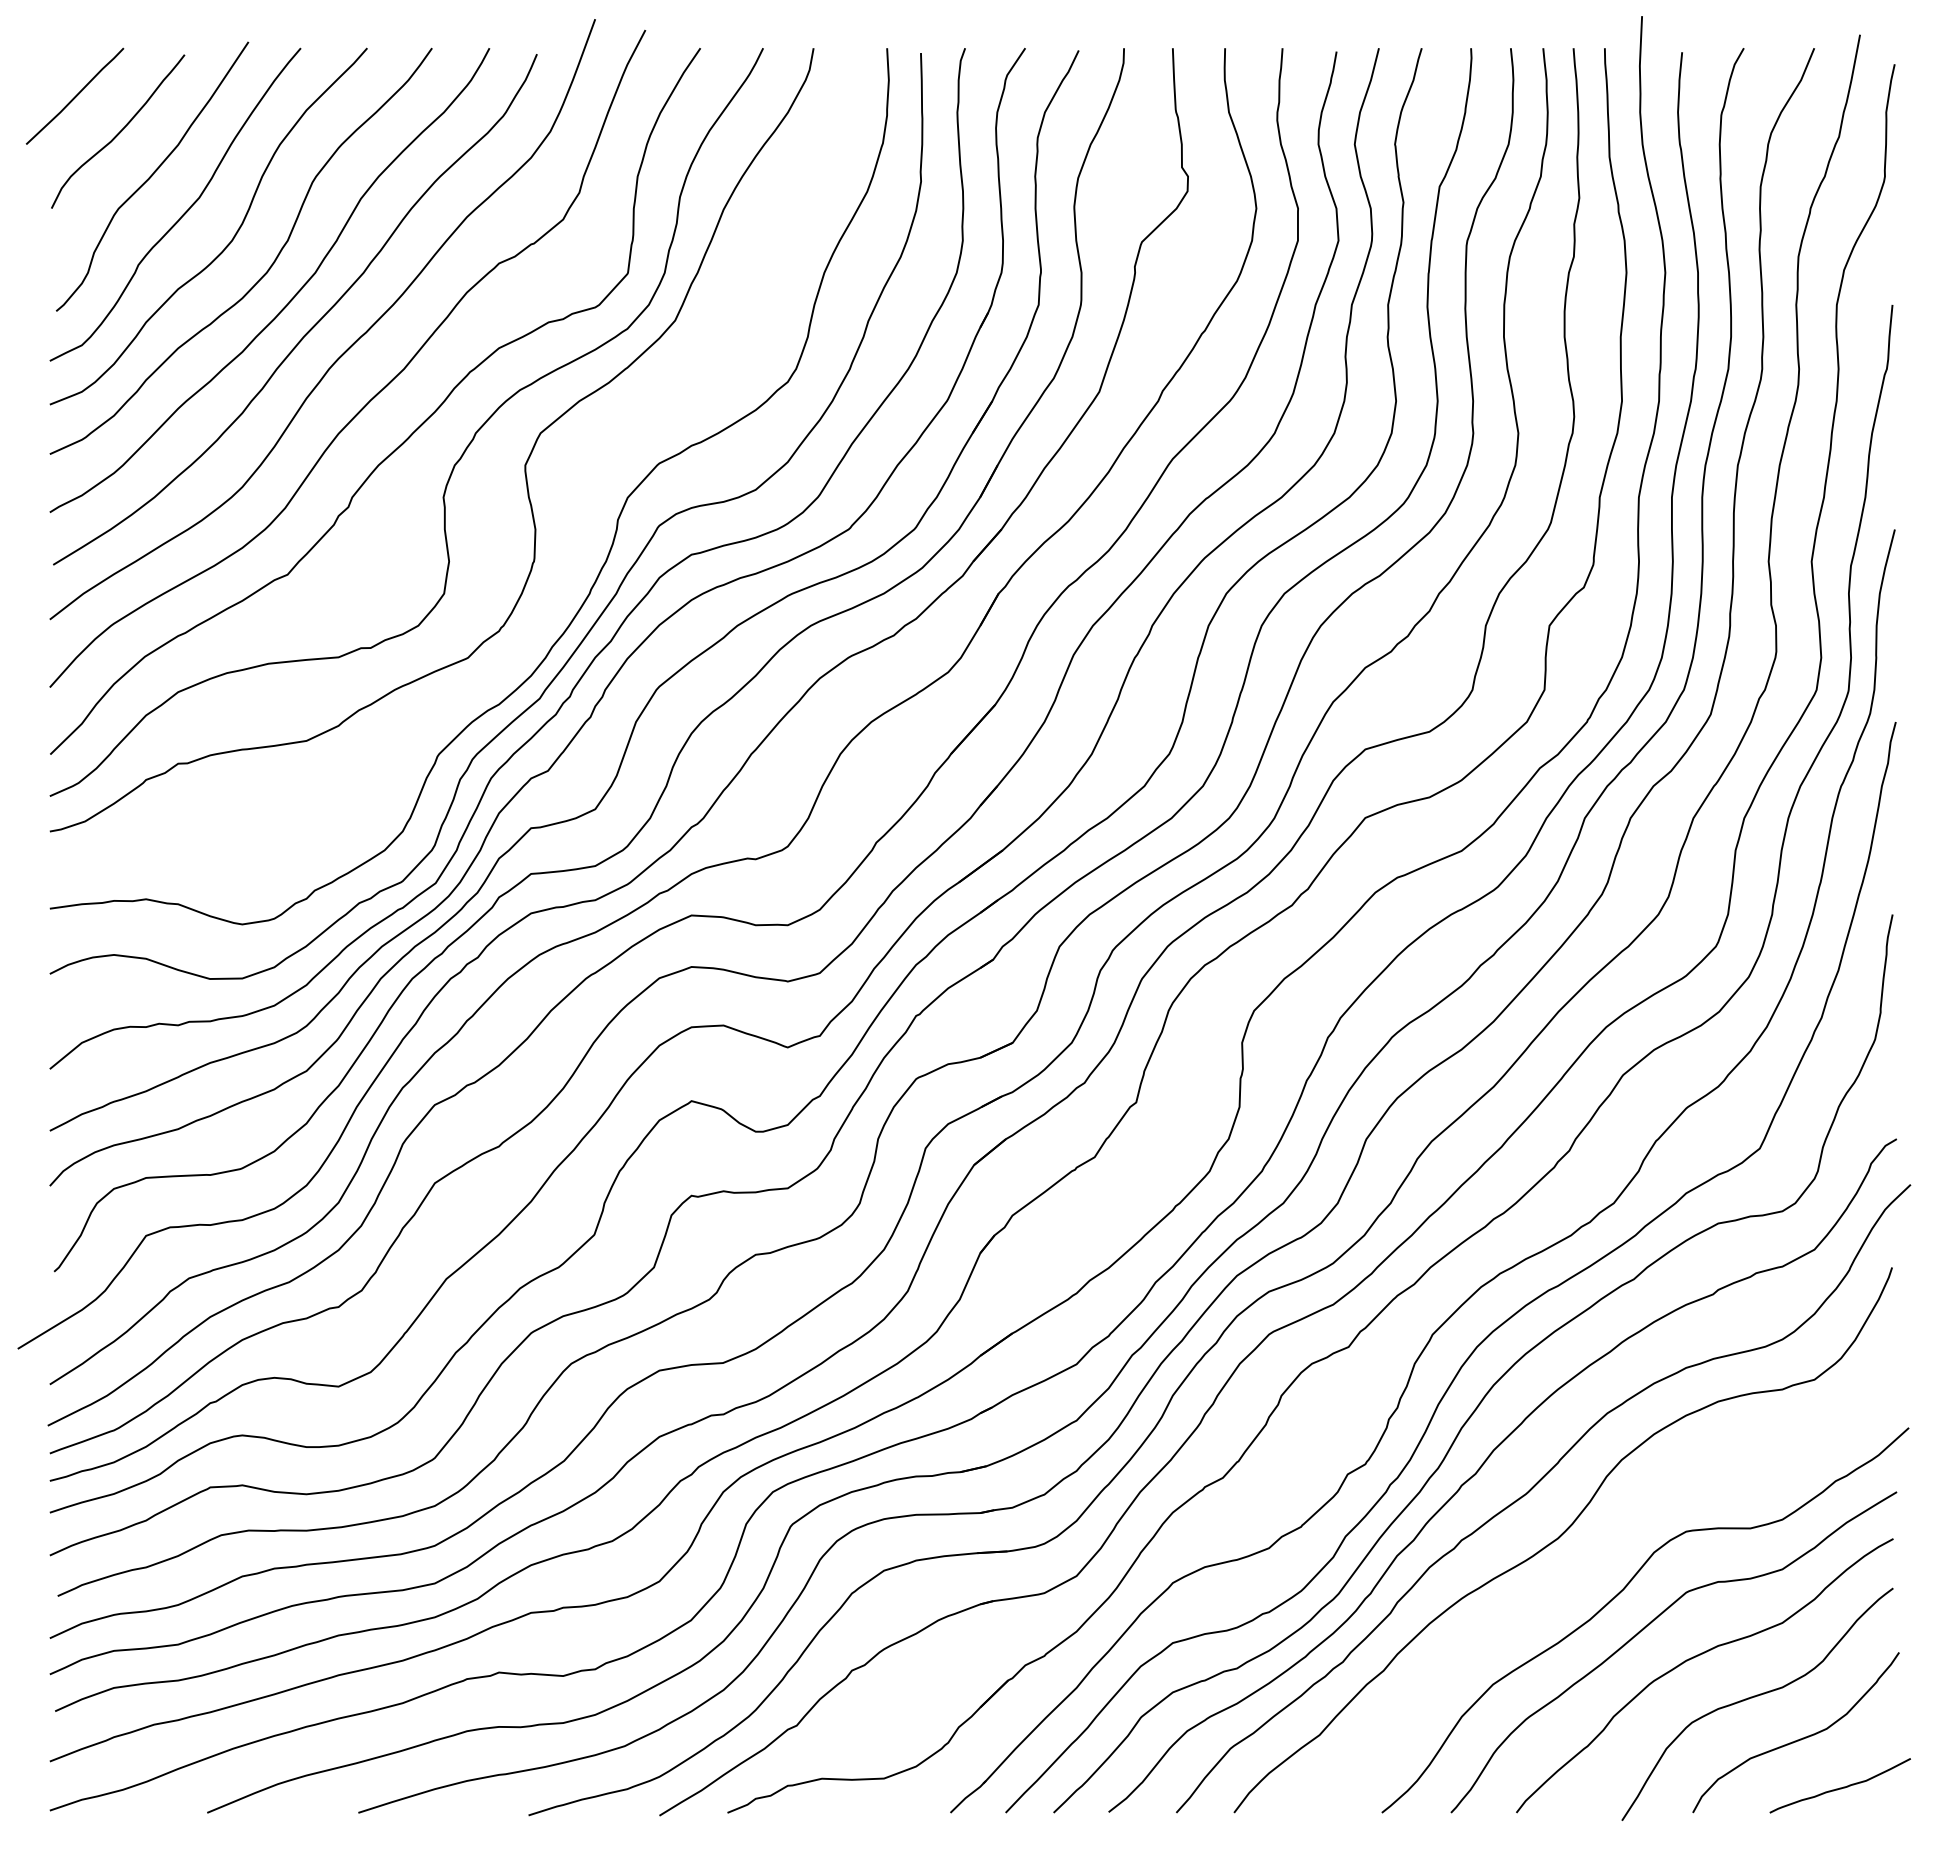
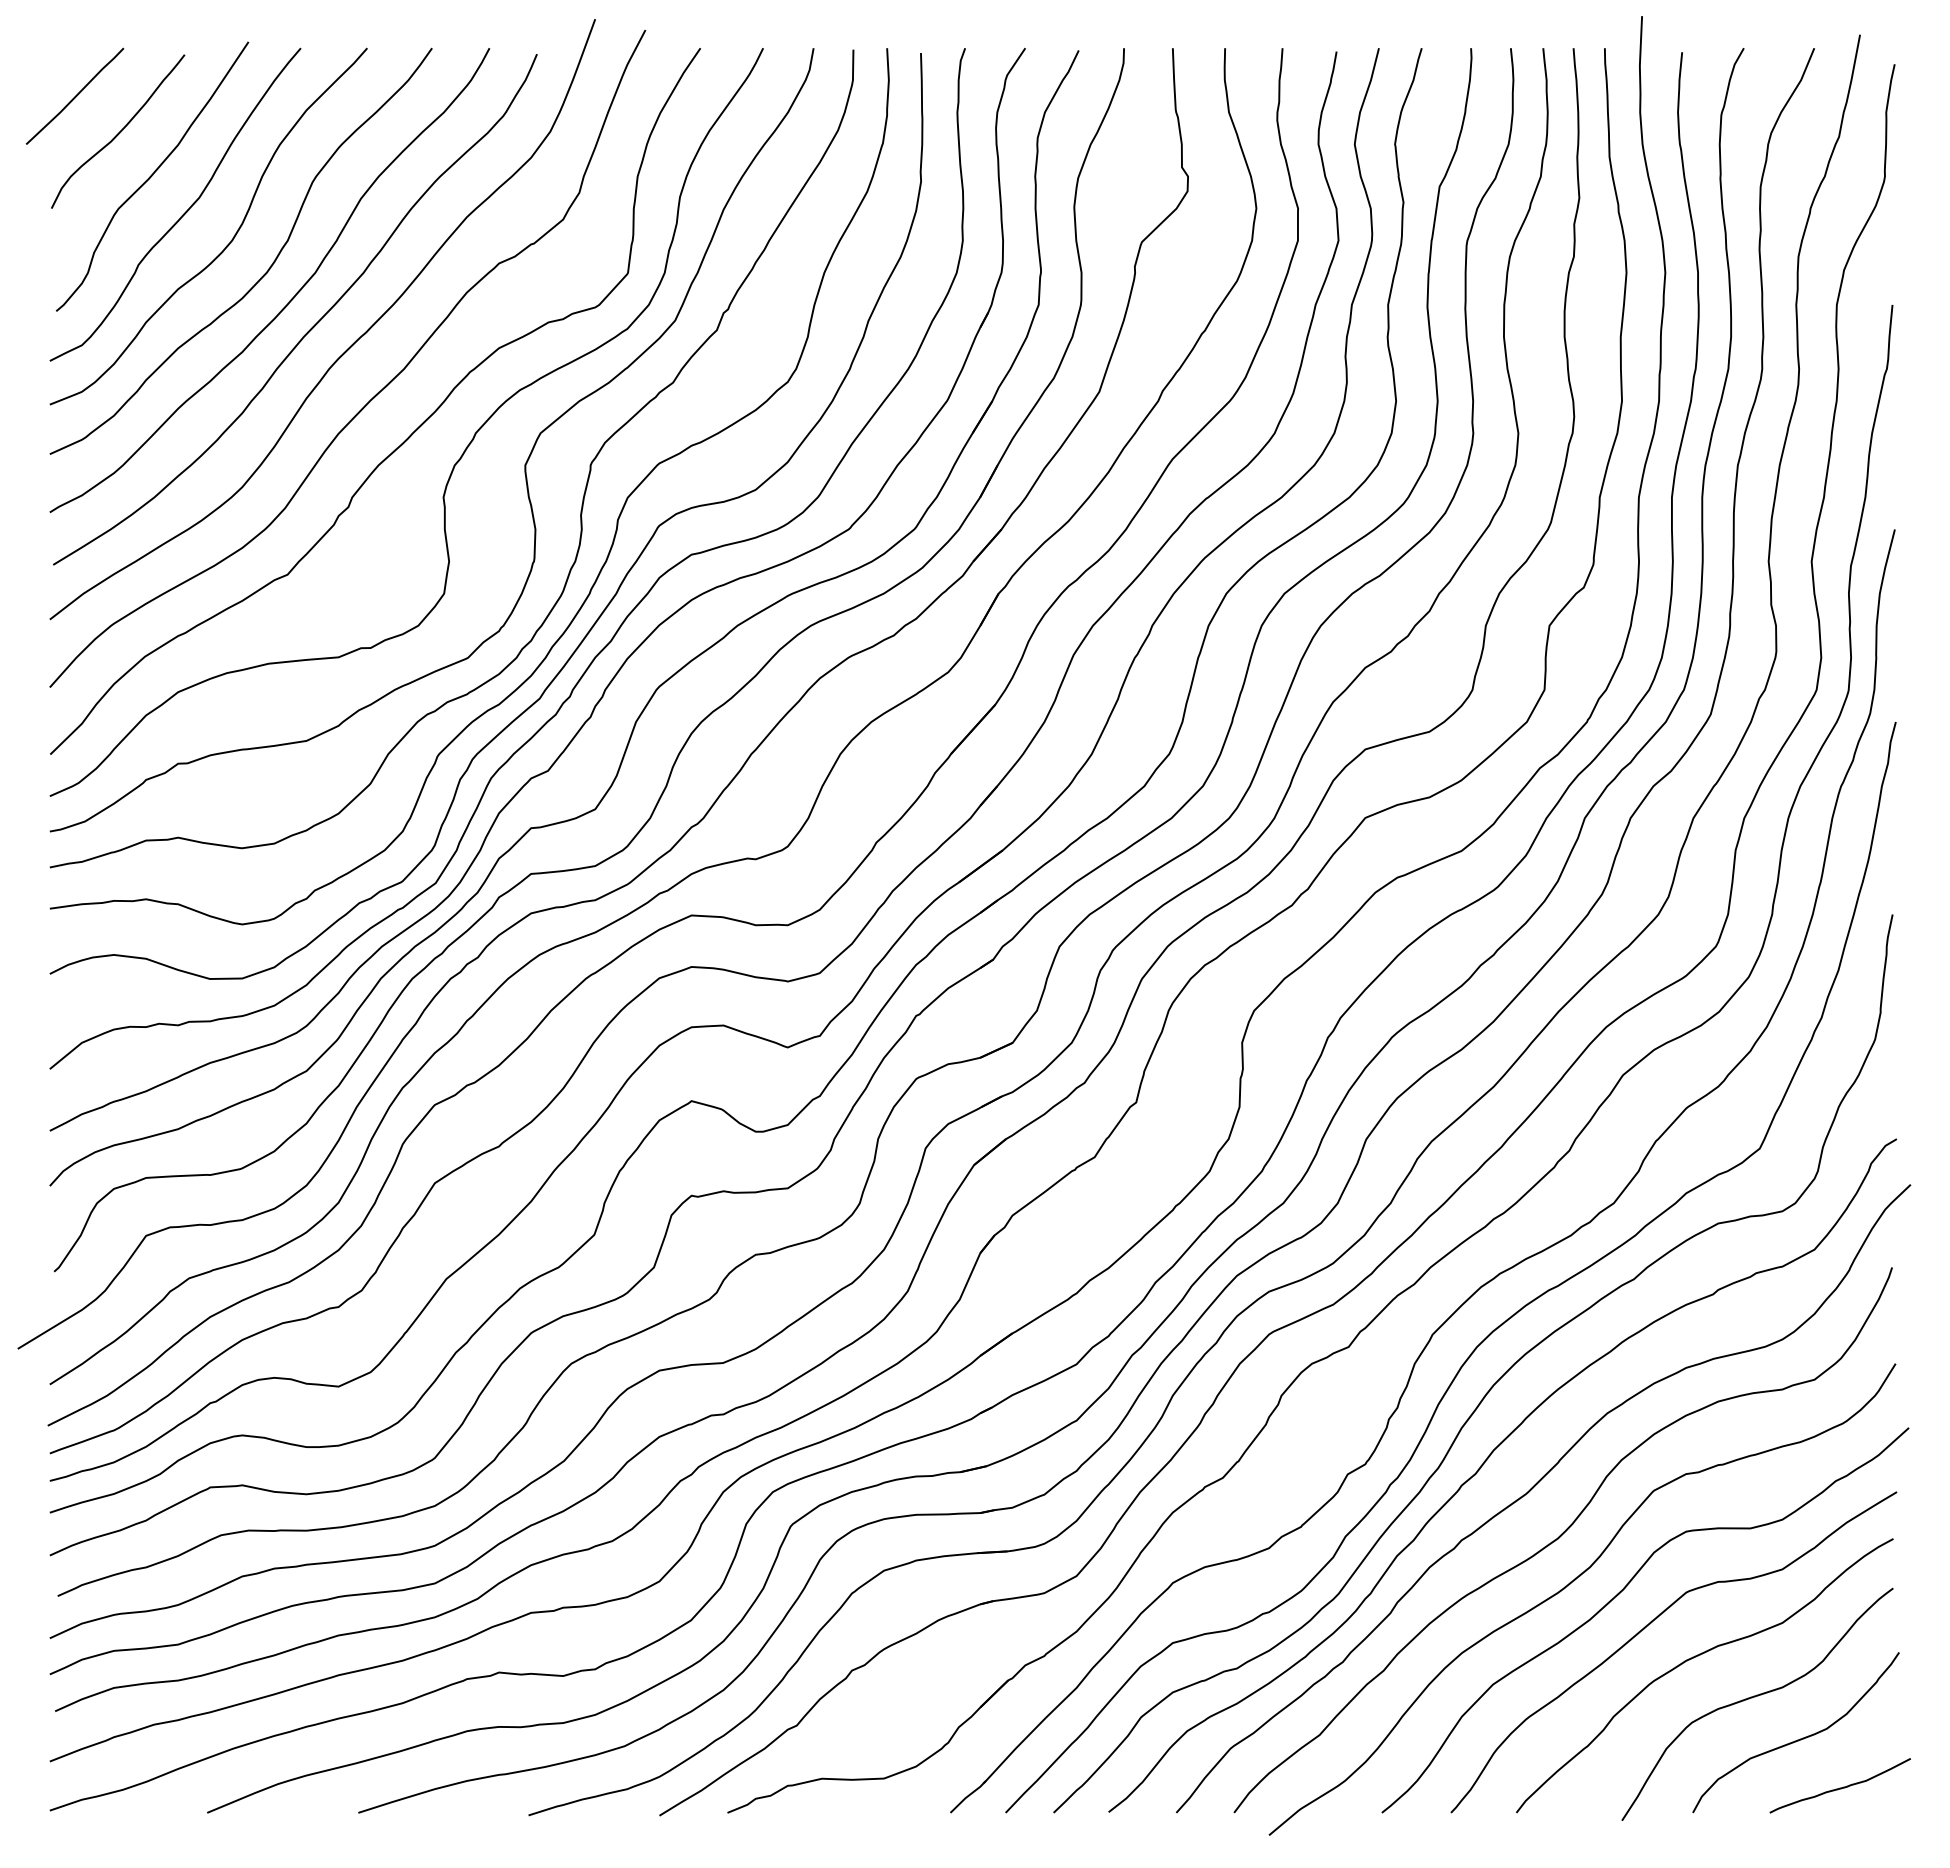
curve: none -> present (583, 493)
curve: none -> present (1569, 1585)
